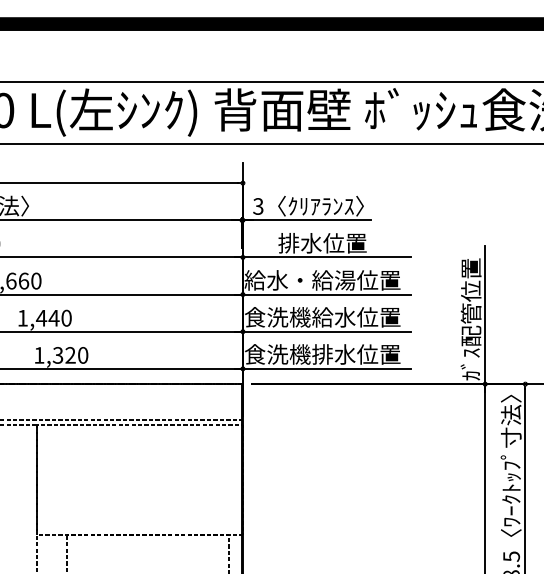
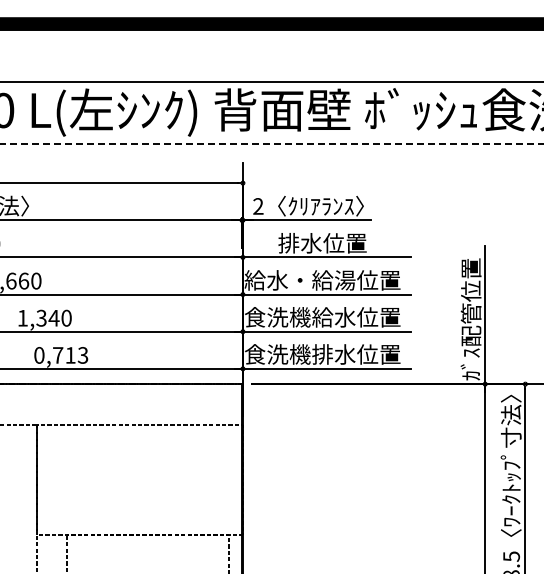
line: solid -> dashed (272, 144)
text: 3 -> 2 (258, 206)
text: 1,440 -> 1,340 (41, 317)
text: 1,320 -> 0,713 (61, 355)
line: present -> none (122, 420)
